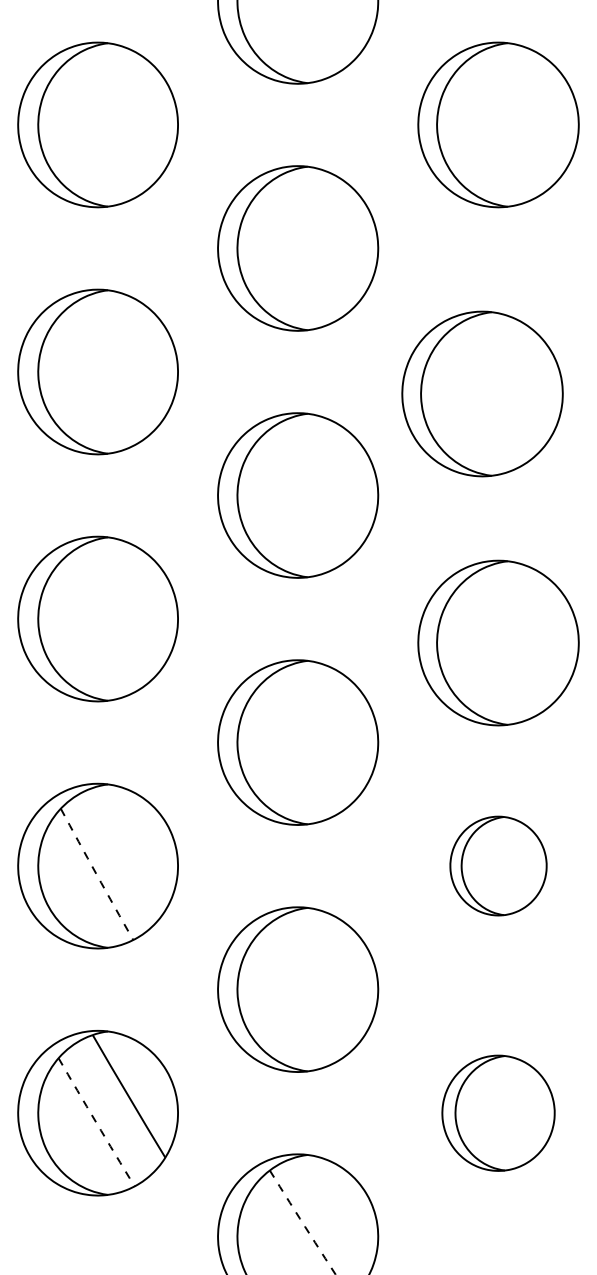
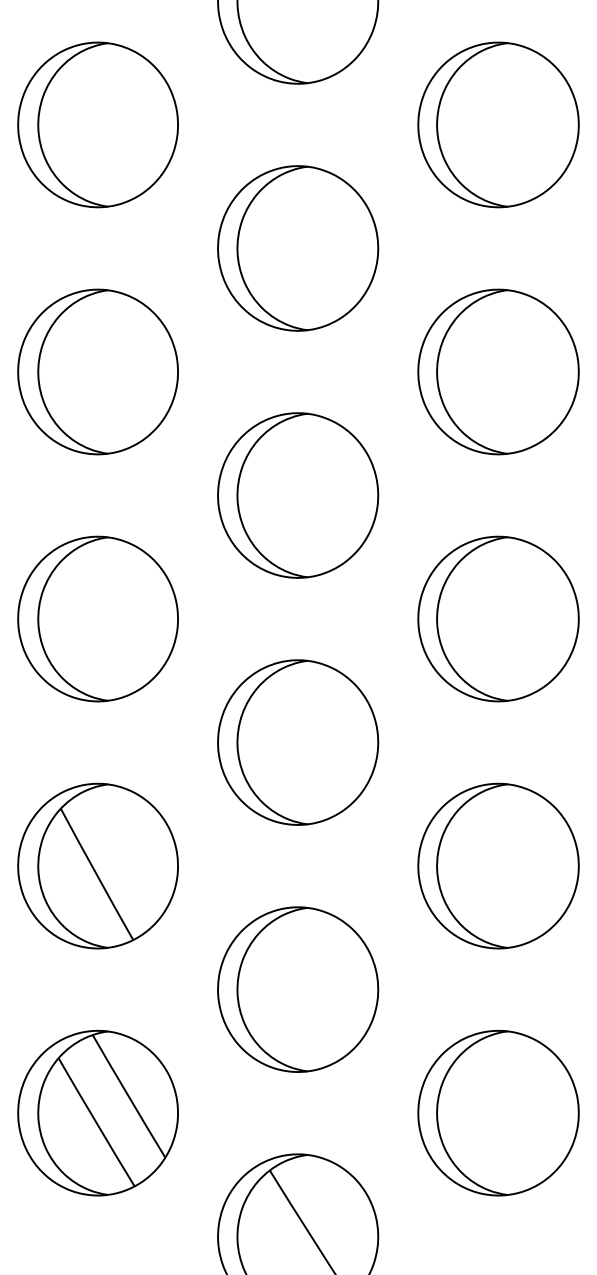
part position: (482, 393) -> (498, 371) (498, 371)
part position: (498, 642) -> (498, 618) (498, 618)
part size: 99x102 px -> 163x168 px (498, 865)
arc: dashed -> solid (96, 874)
part size: 115x118 px -> 163x167 px (498, 1113)
arc: dashed -> solid (96, 1122)
arc: dashed -> solid (302, 1222)
